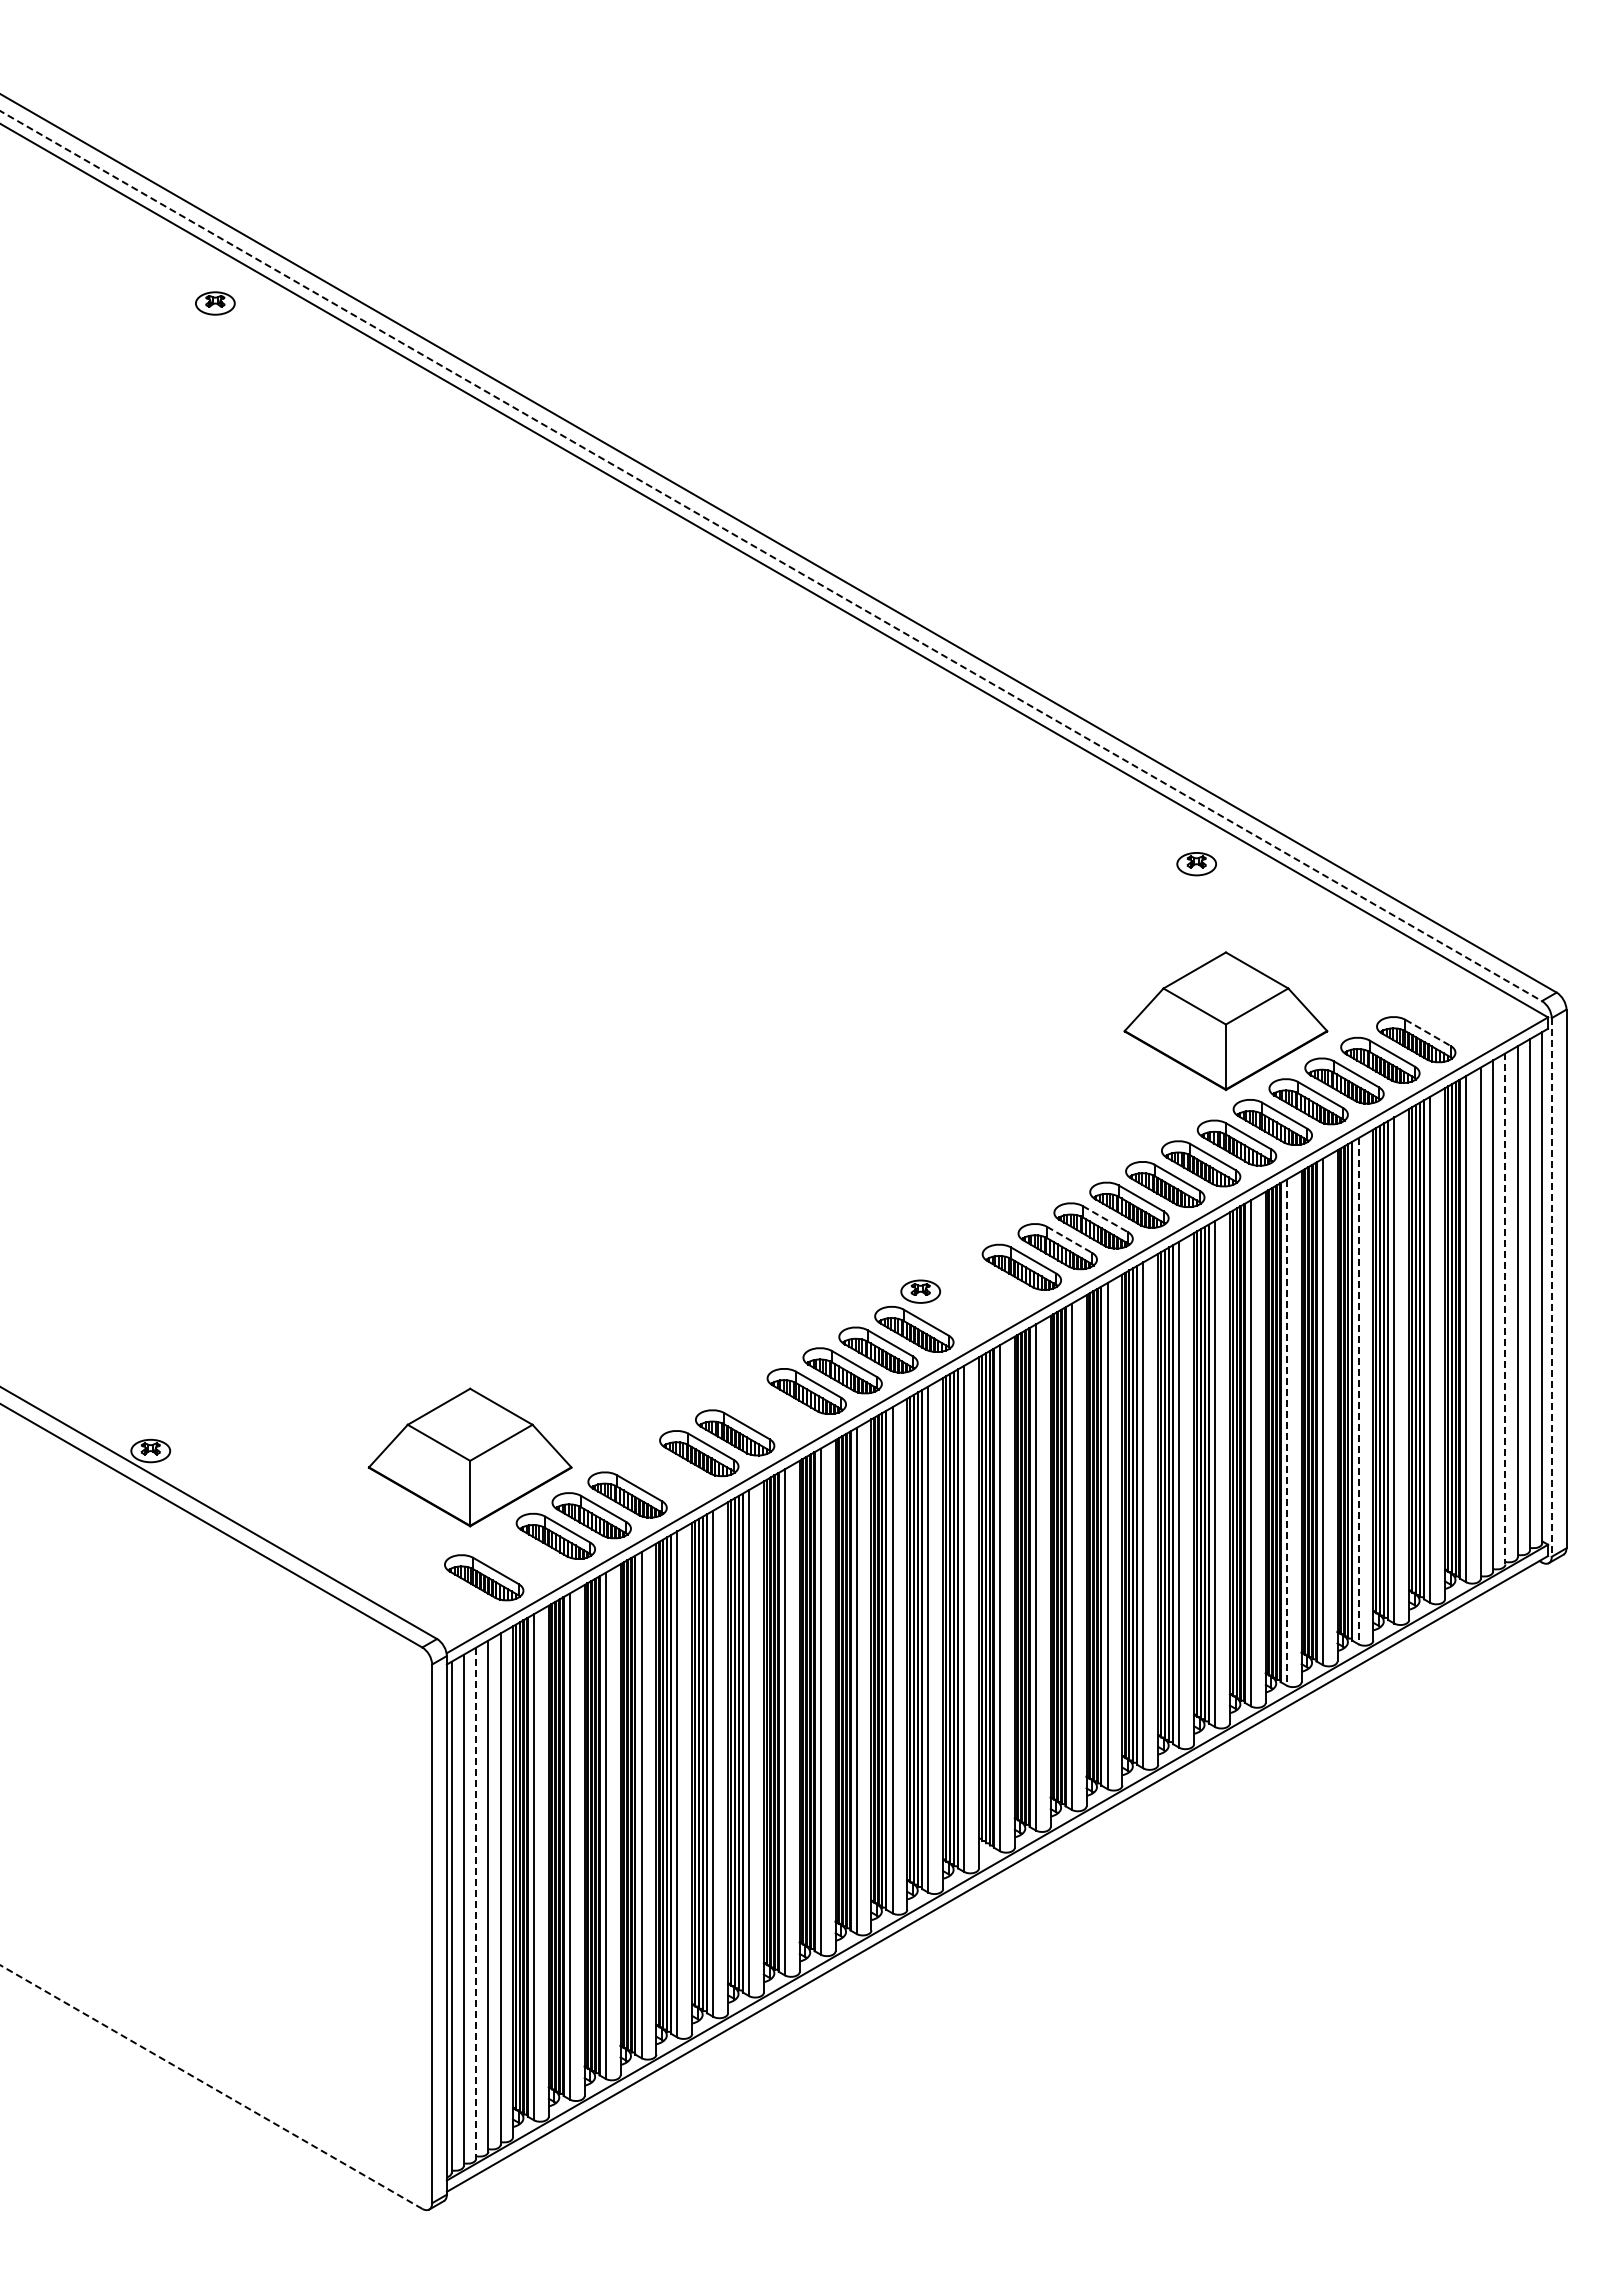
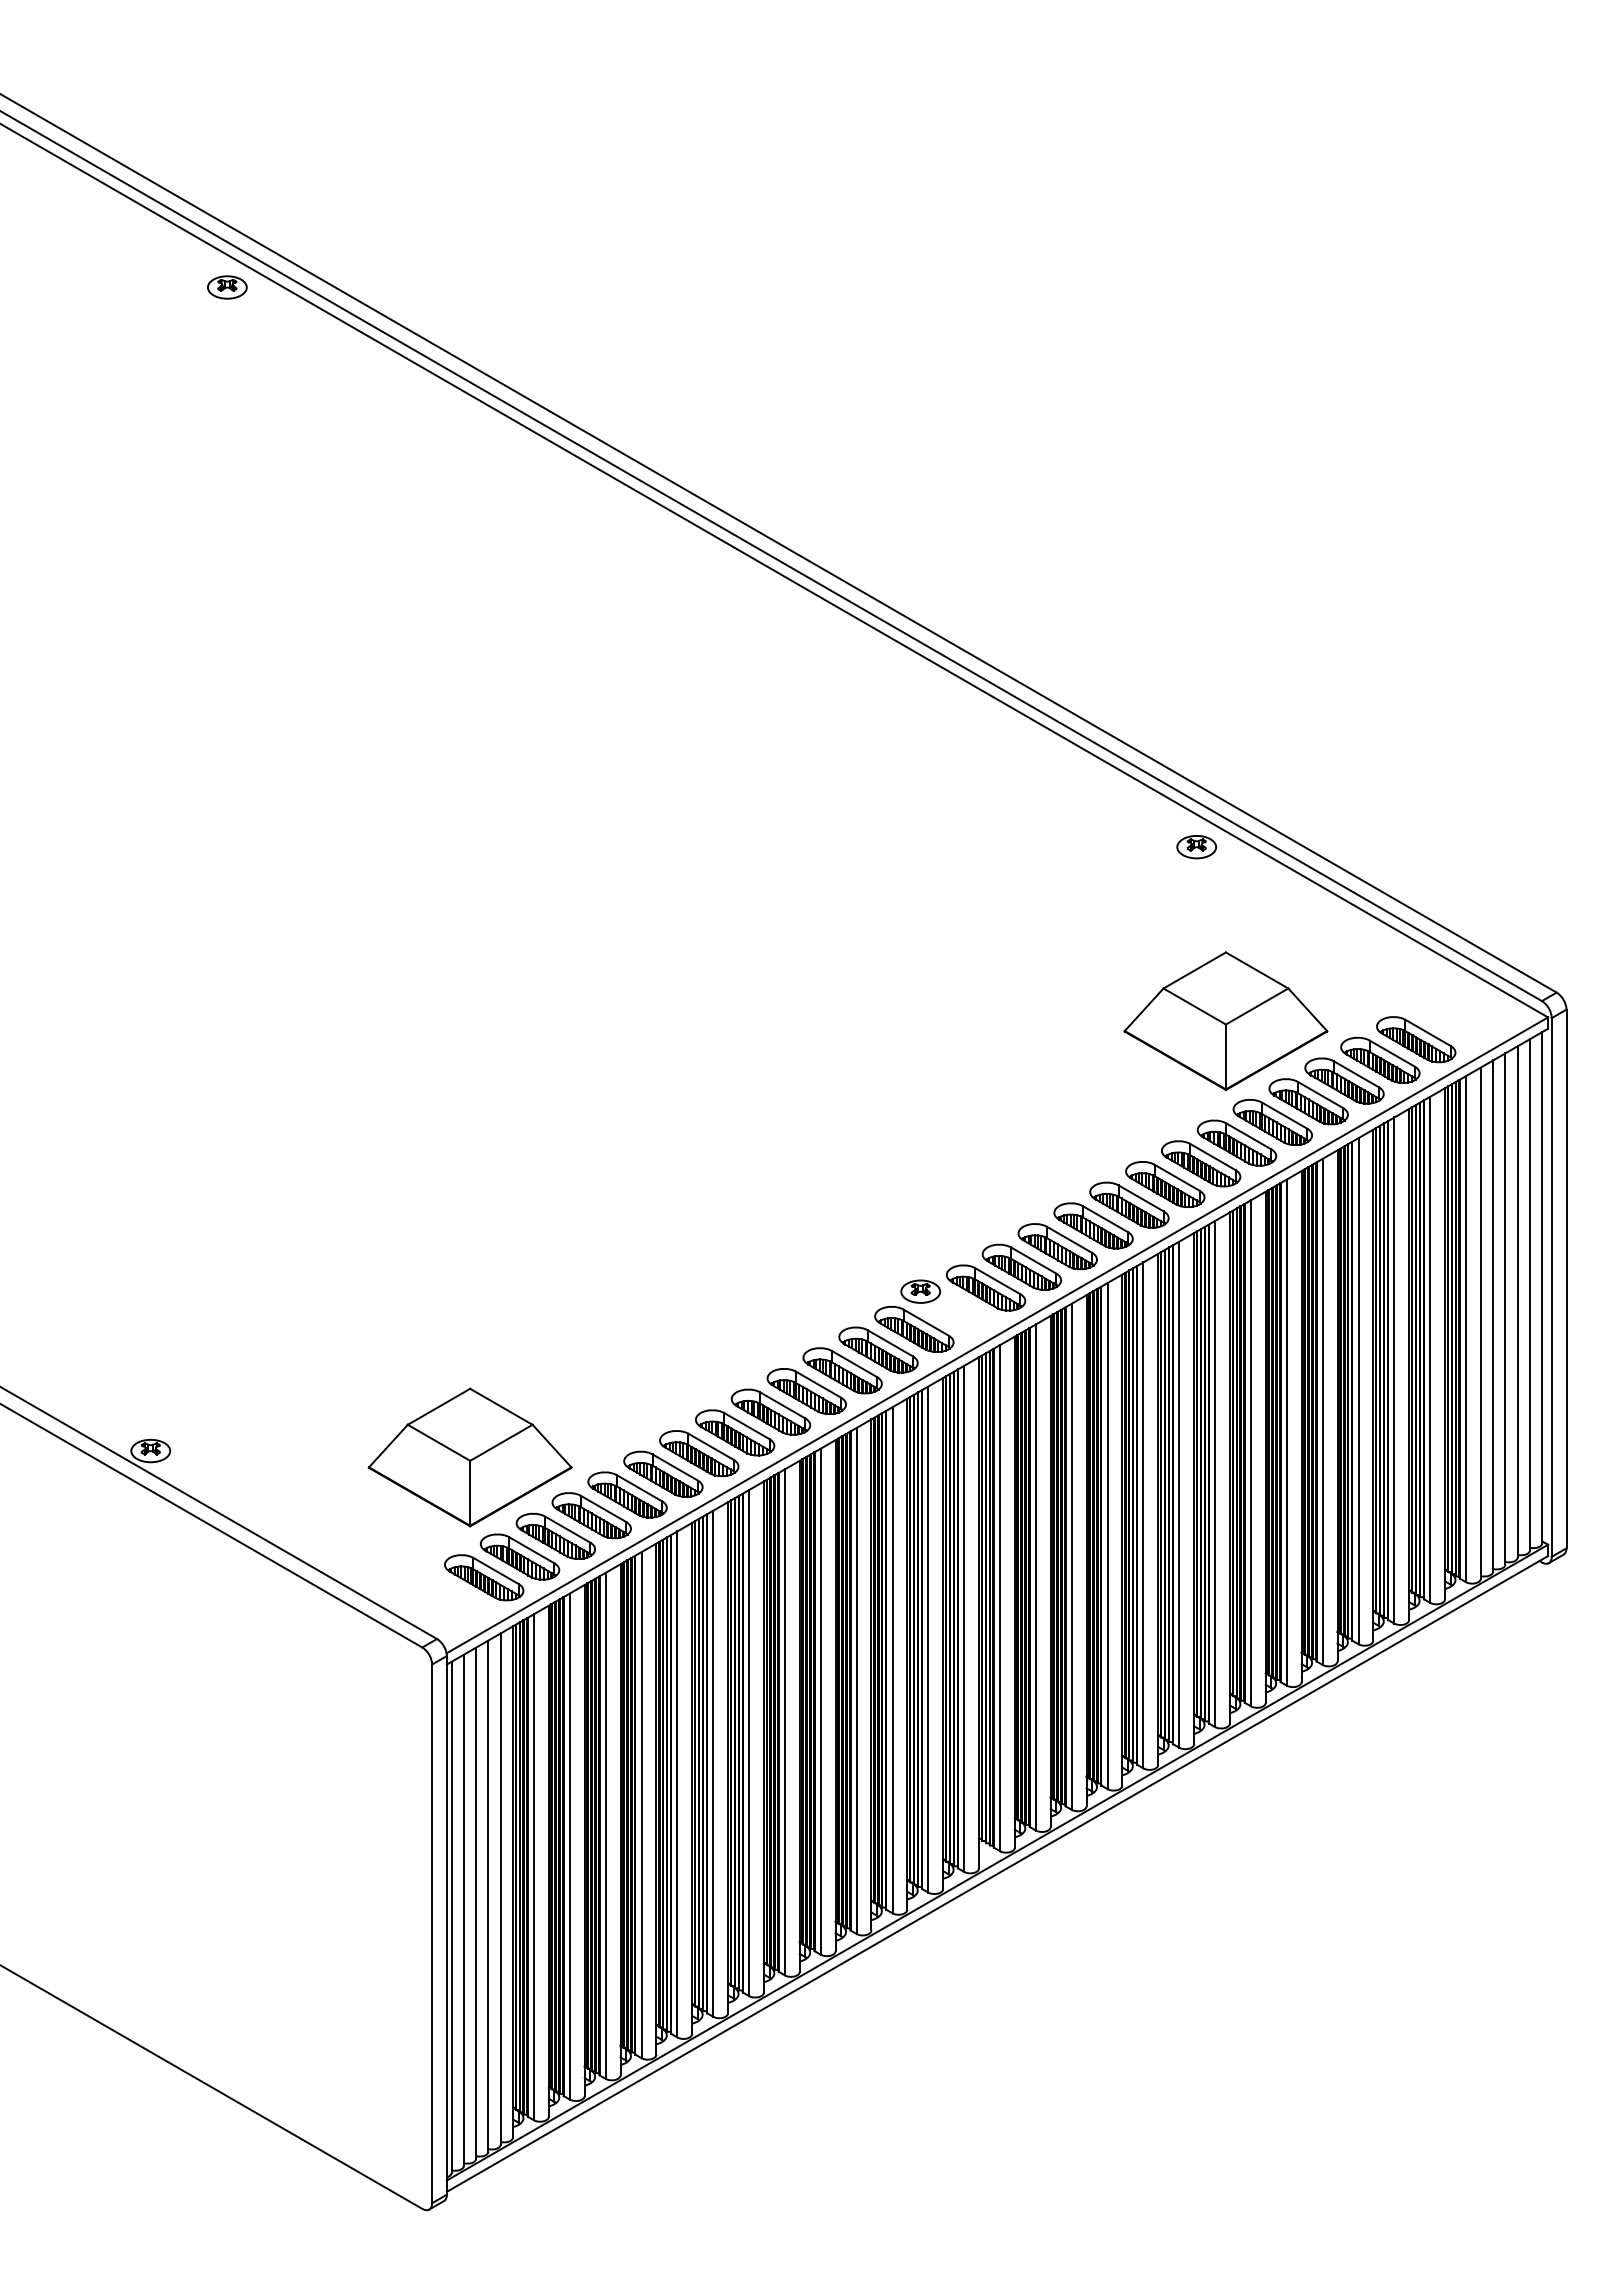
part position: (215, 303) -> (227, 287) (227, 287)
line: dashed -> solid (771, 556)
part position: (1196, 864) -> (1196, 847) (1196, 847)
line: dashed -> solid (1428, 1033)
line: dashed -> solid (1105, 1219)
line: dashed -> solid (1069, 1240)
part: none -> present (986, 1287)
line: dashed -> solid (1551, 1287)
line: dashed -> solid (1505, 1308)
line: dashed -> solid (1358, 1391)
part: none -> present (770, 1411)
line: dashed -> solid (1286, 1433)
part: none -> present (663, 1473)
part: none -> present (520, 1556)
line: dashed -> solid (476, 1903)
line: dashed -> solid (211, 2086)
